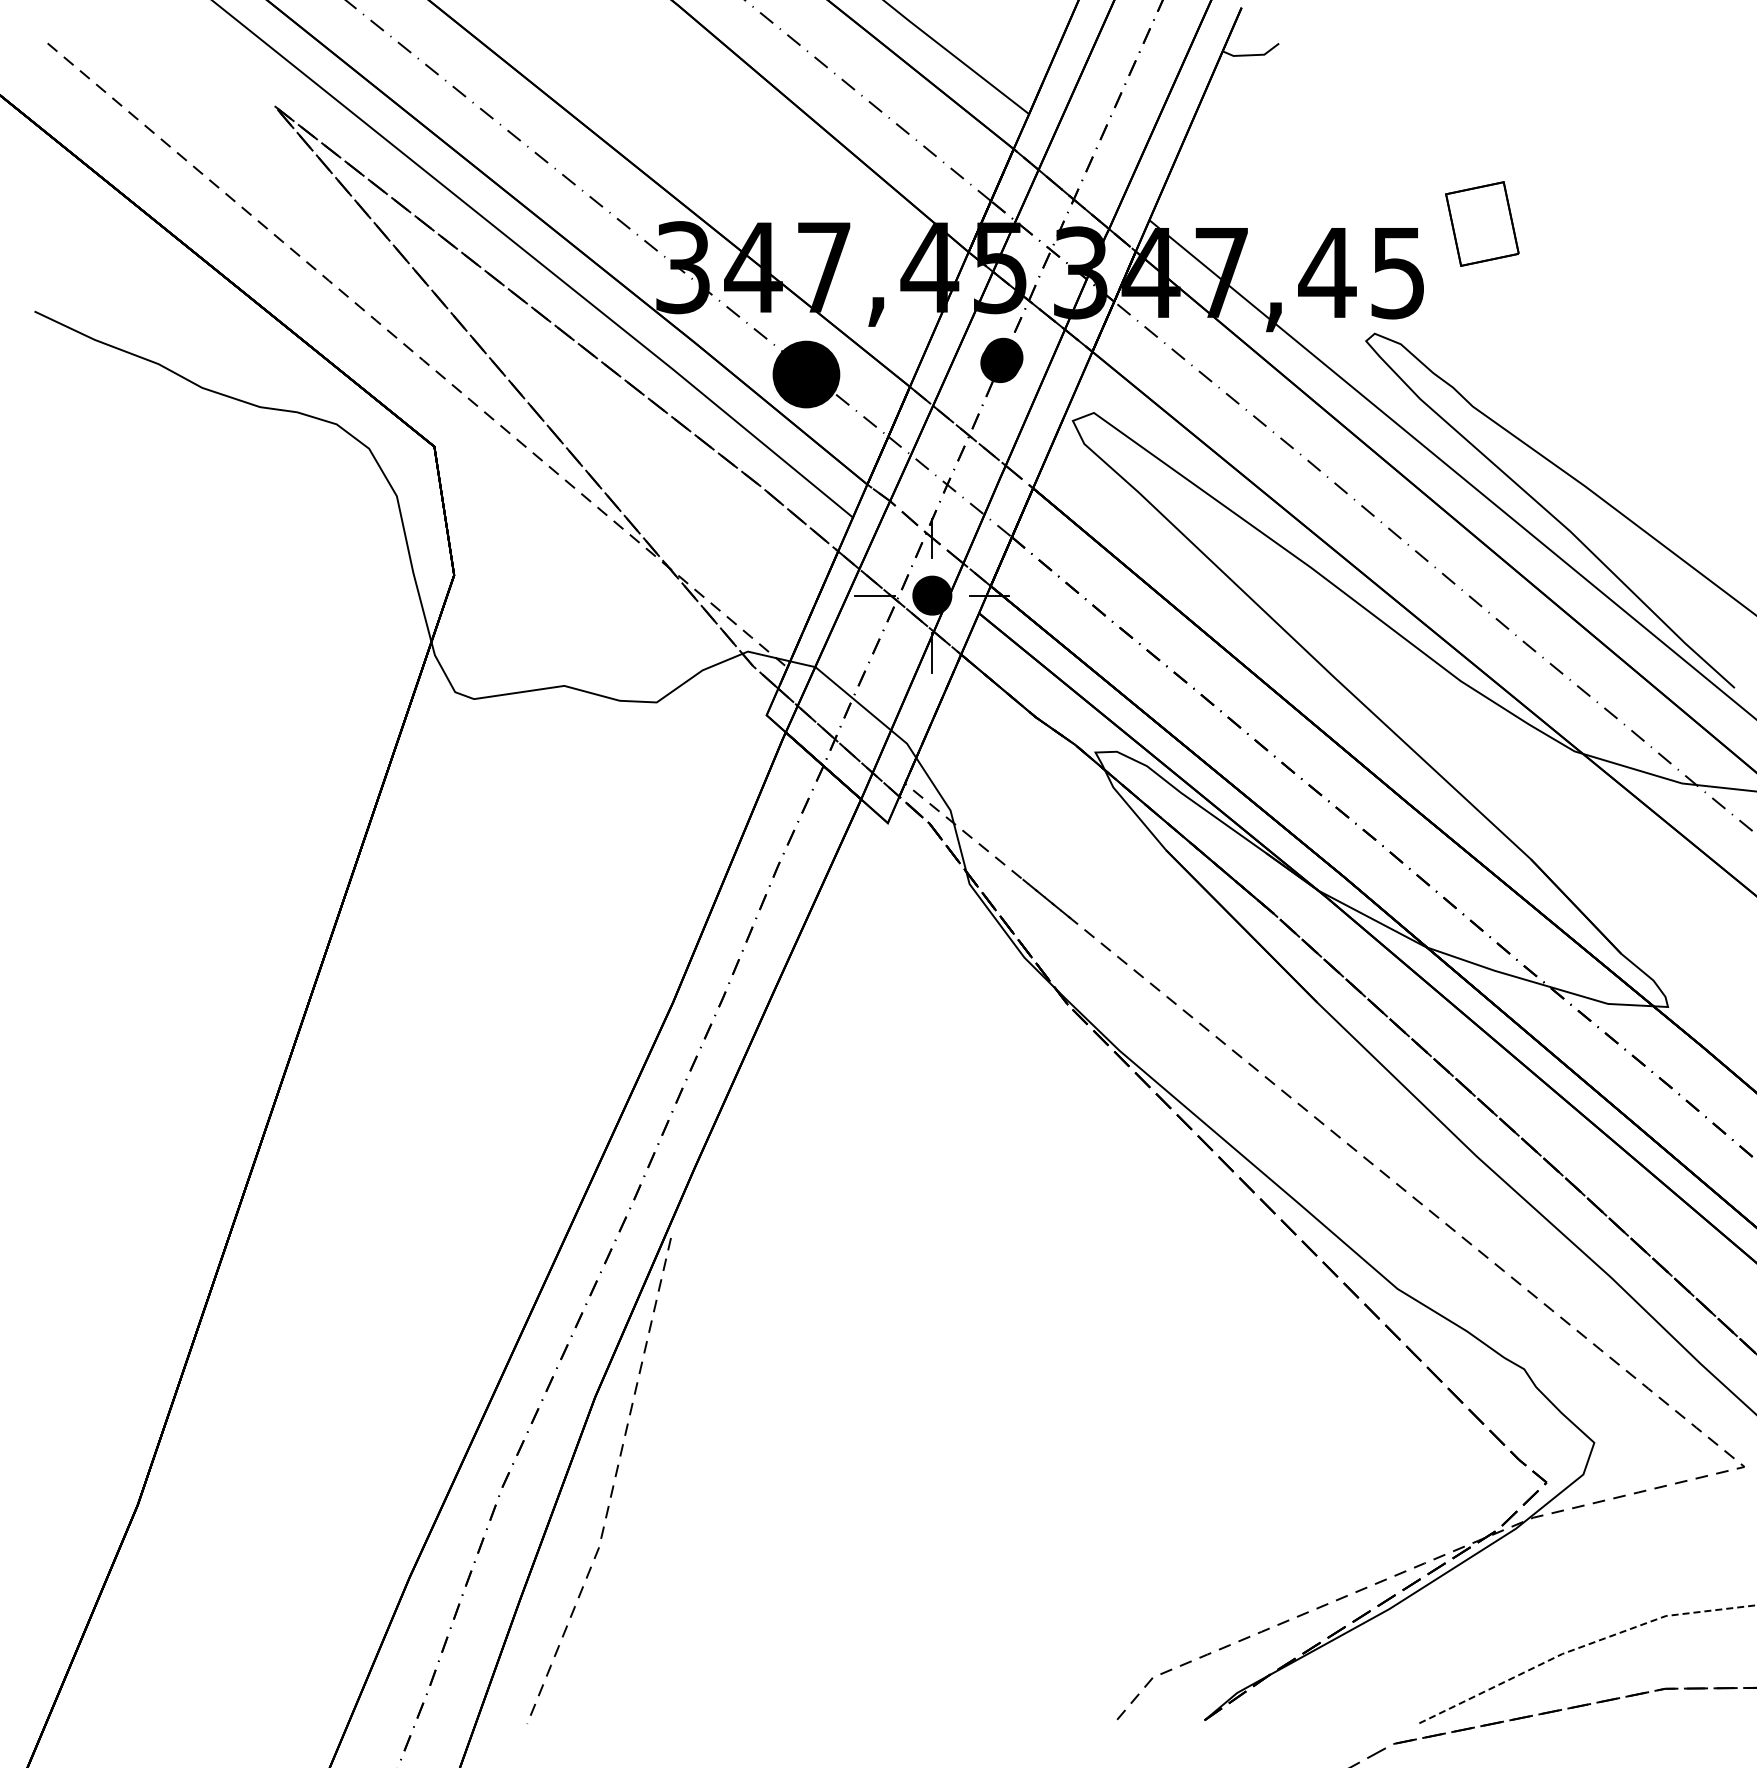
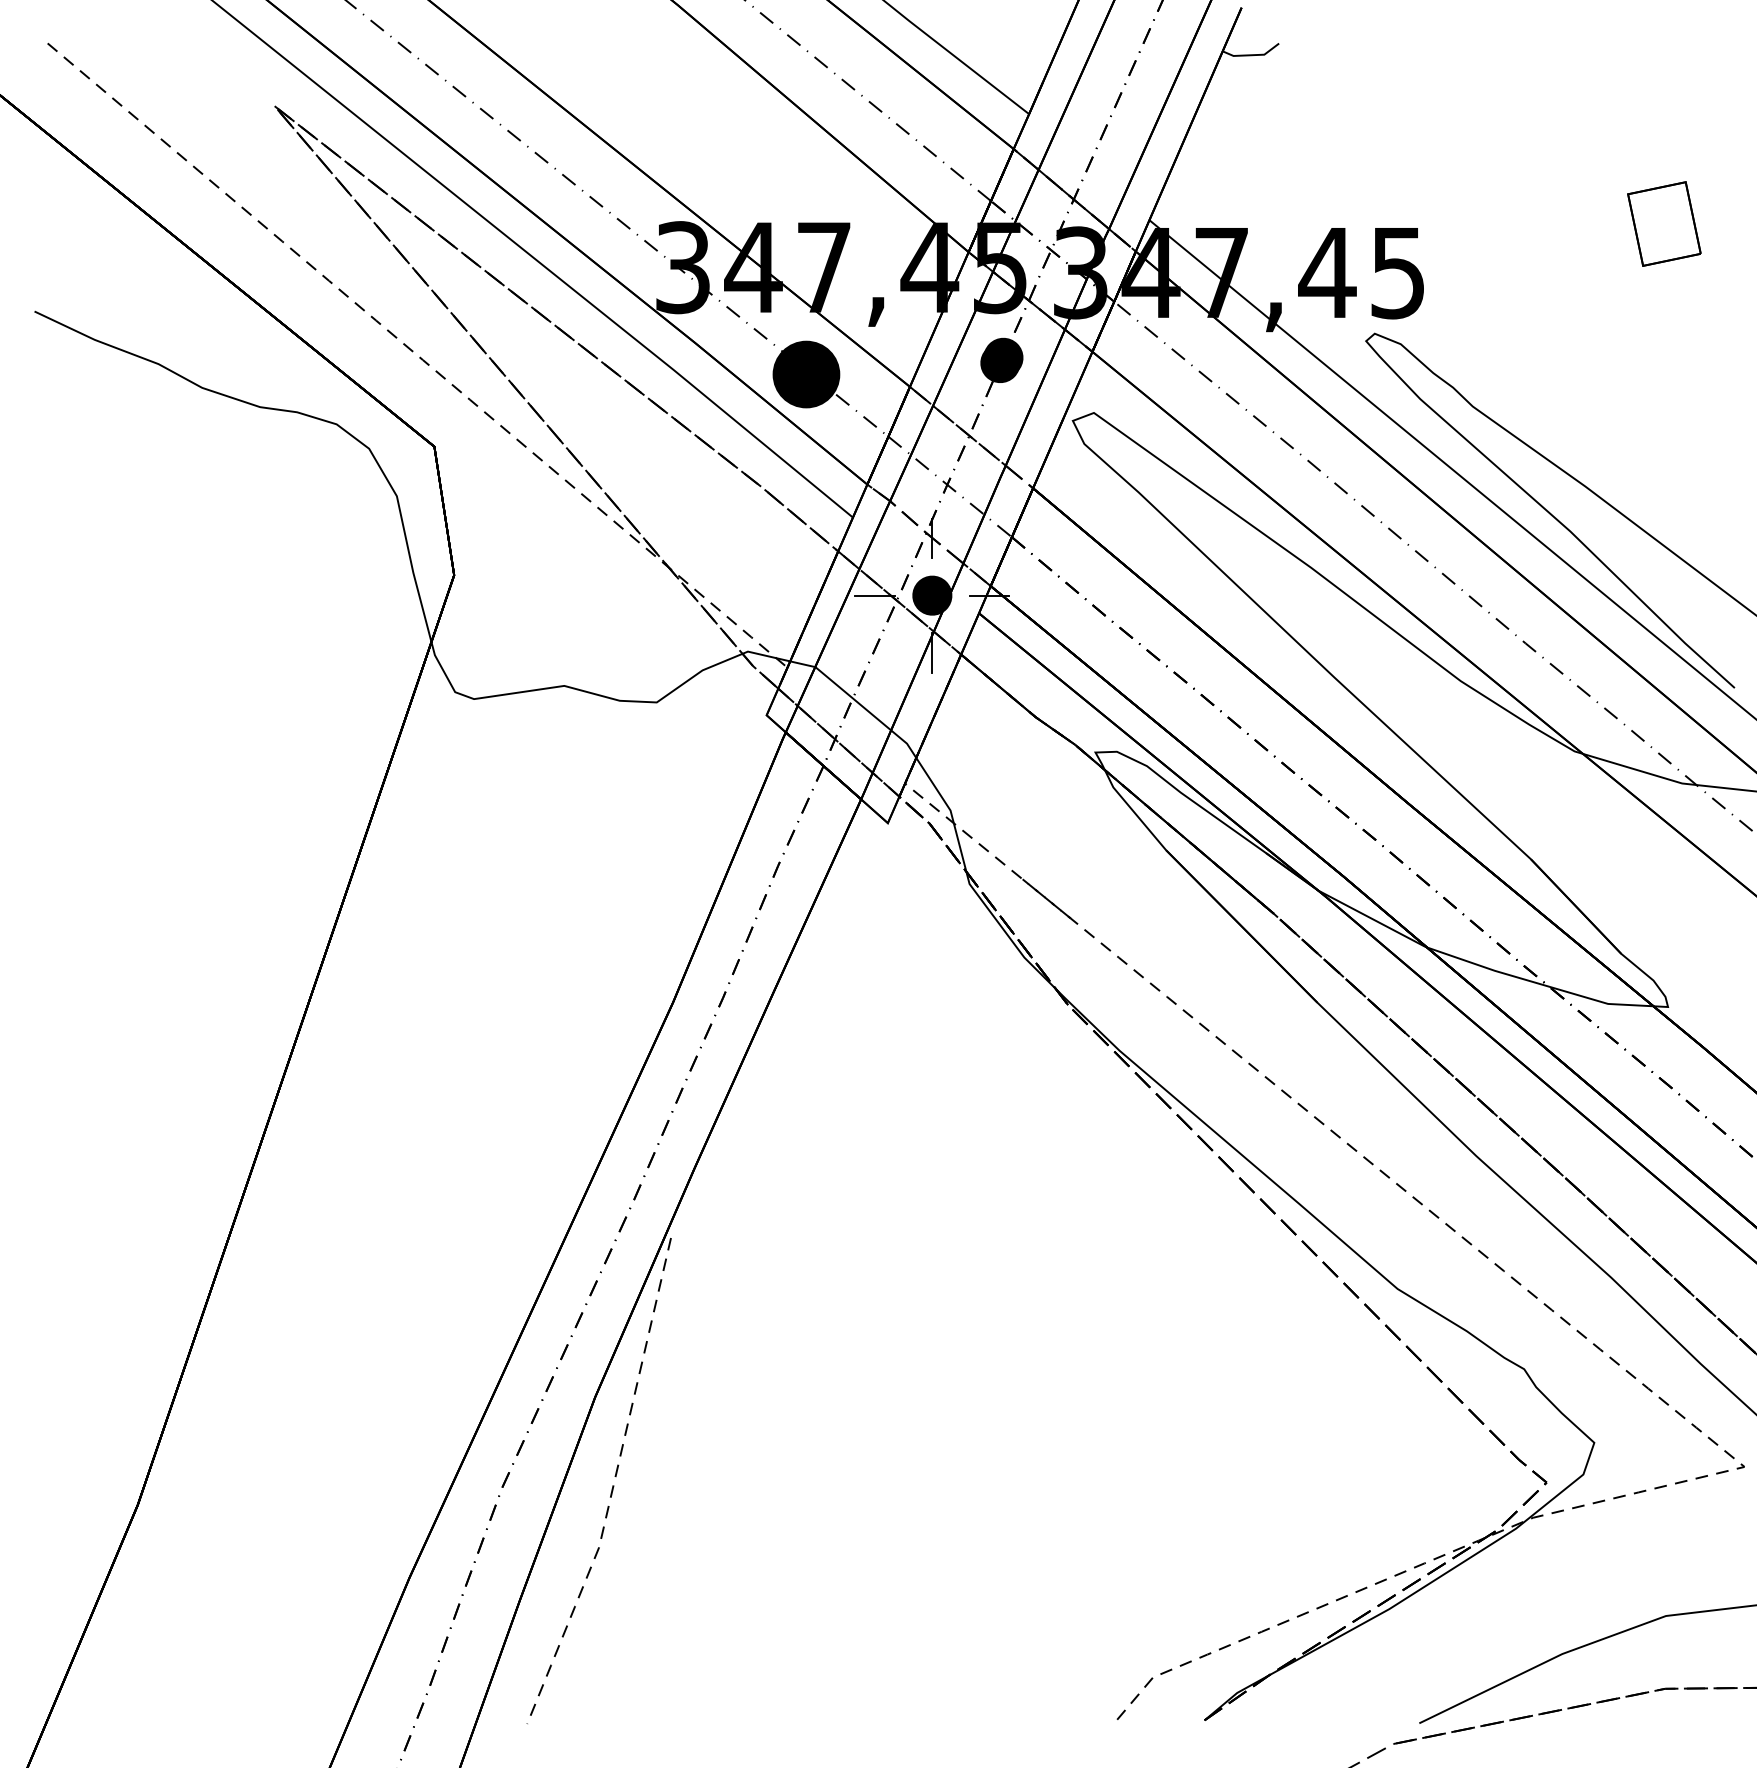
part position: (1482, 223) -> (1664, 223) (1664, 223)
line: dashed -> solid (1582, 1646)
